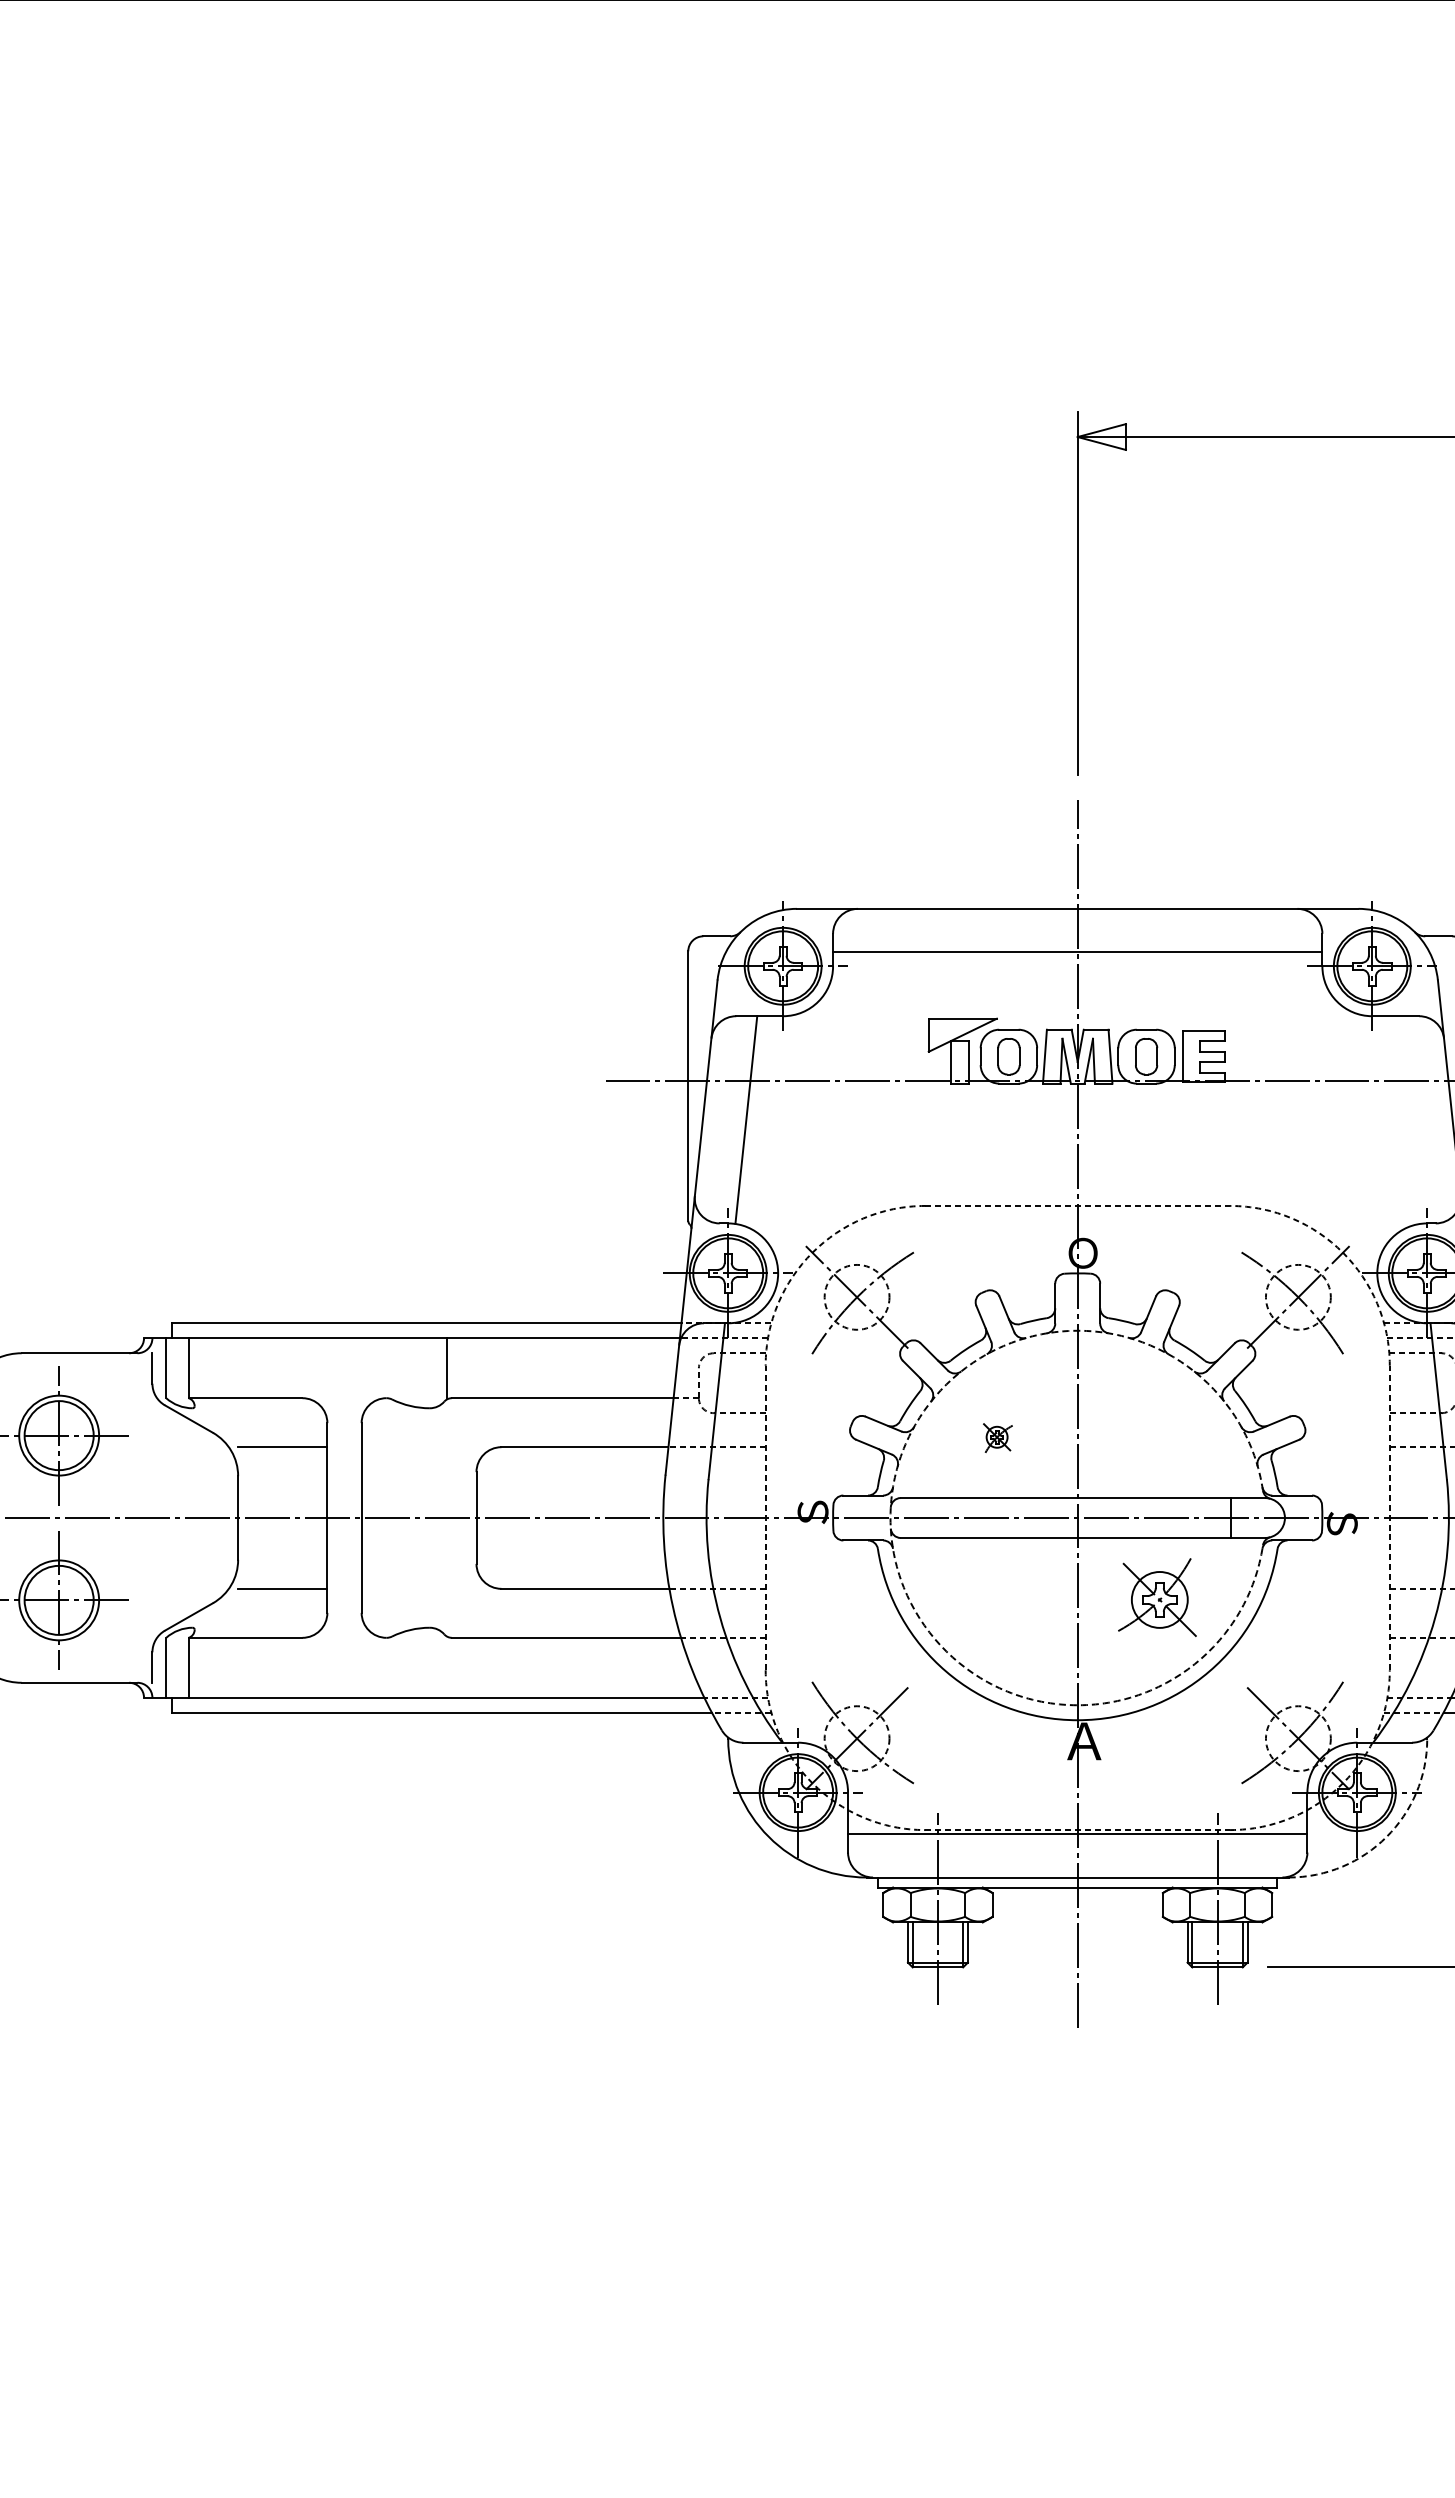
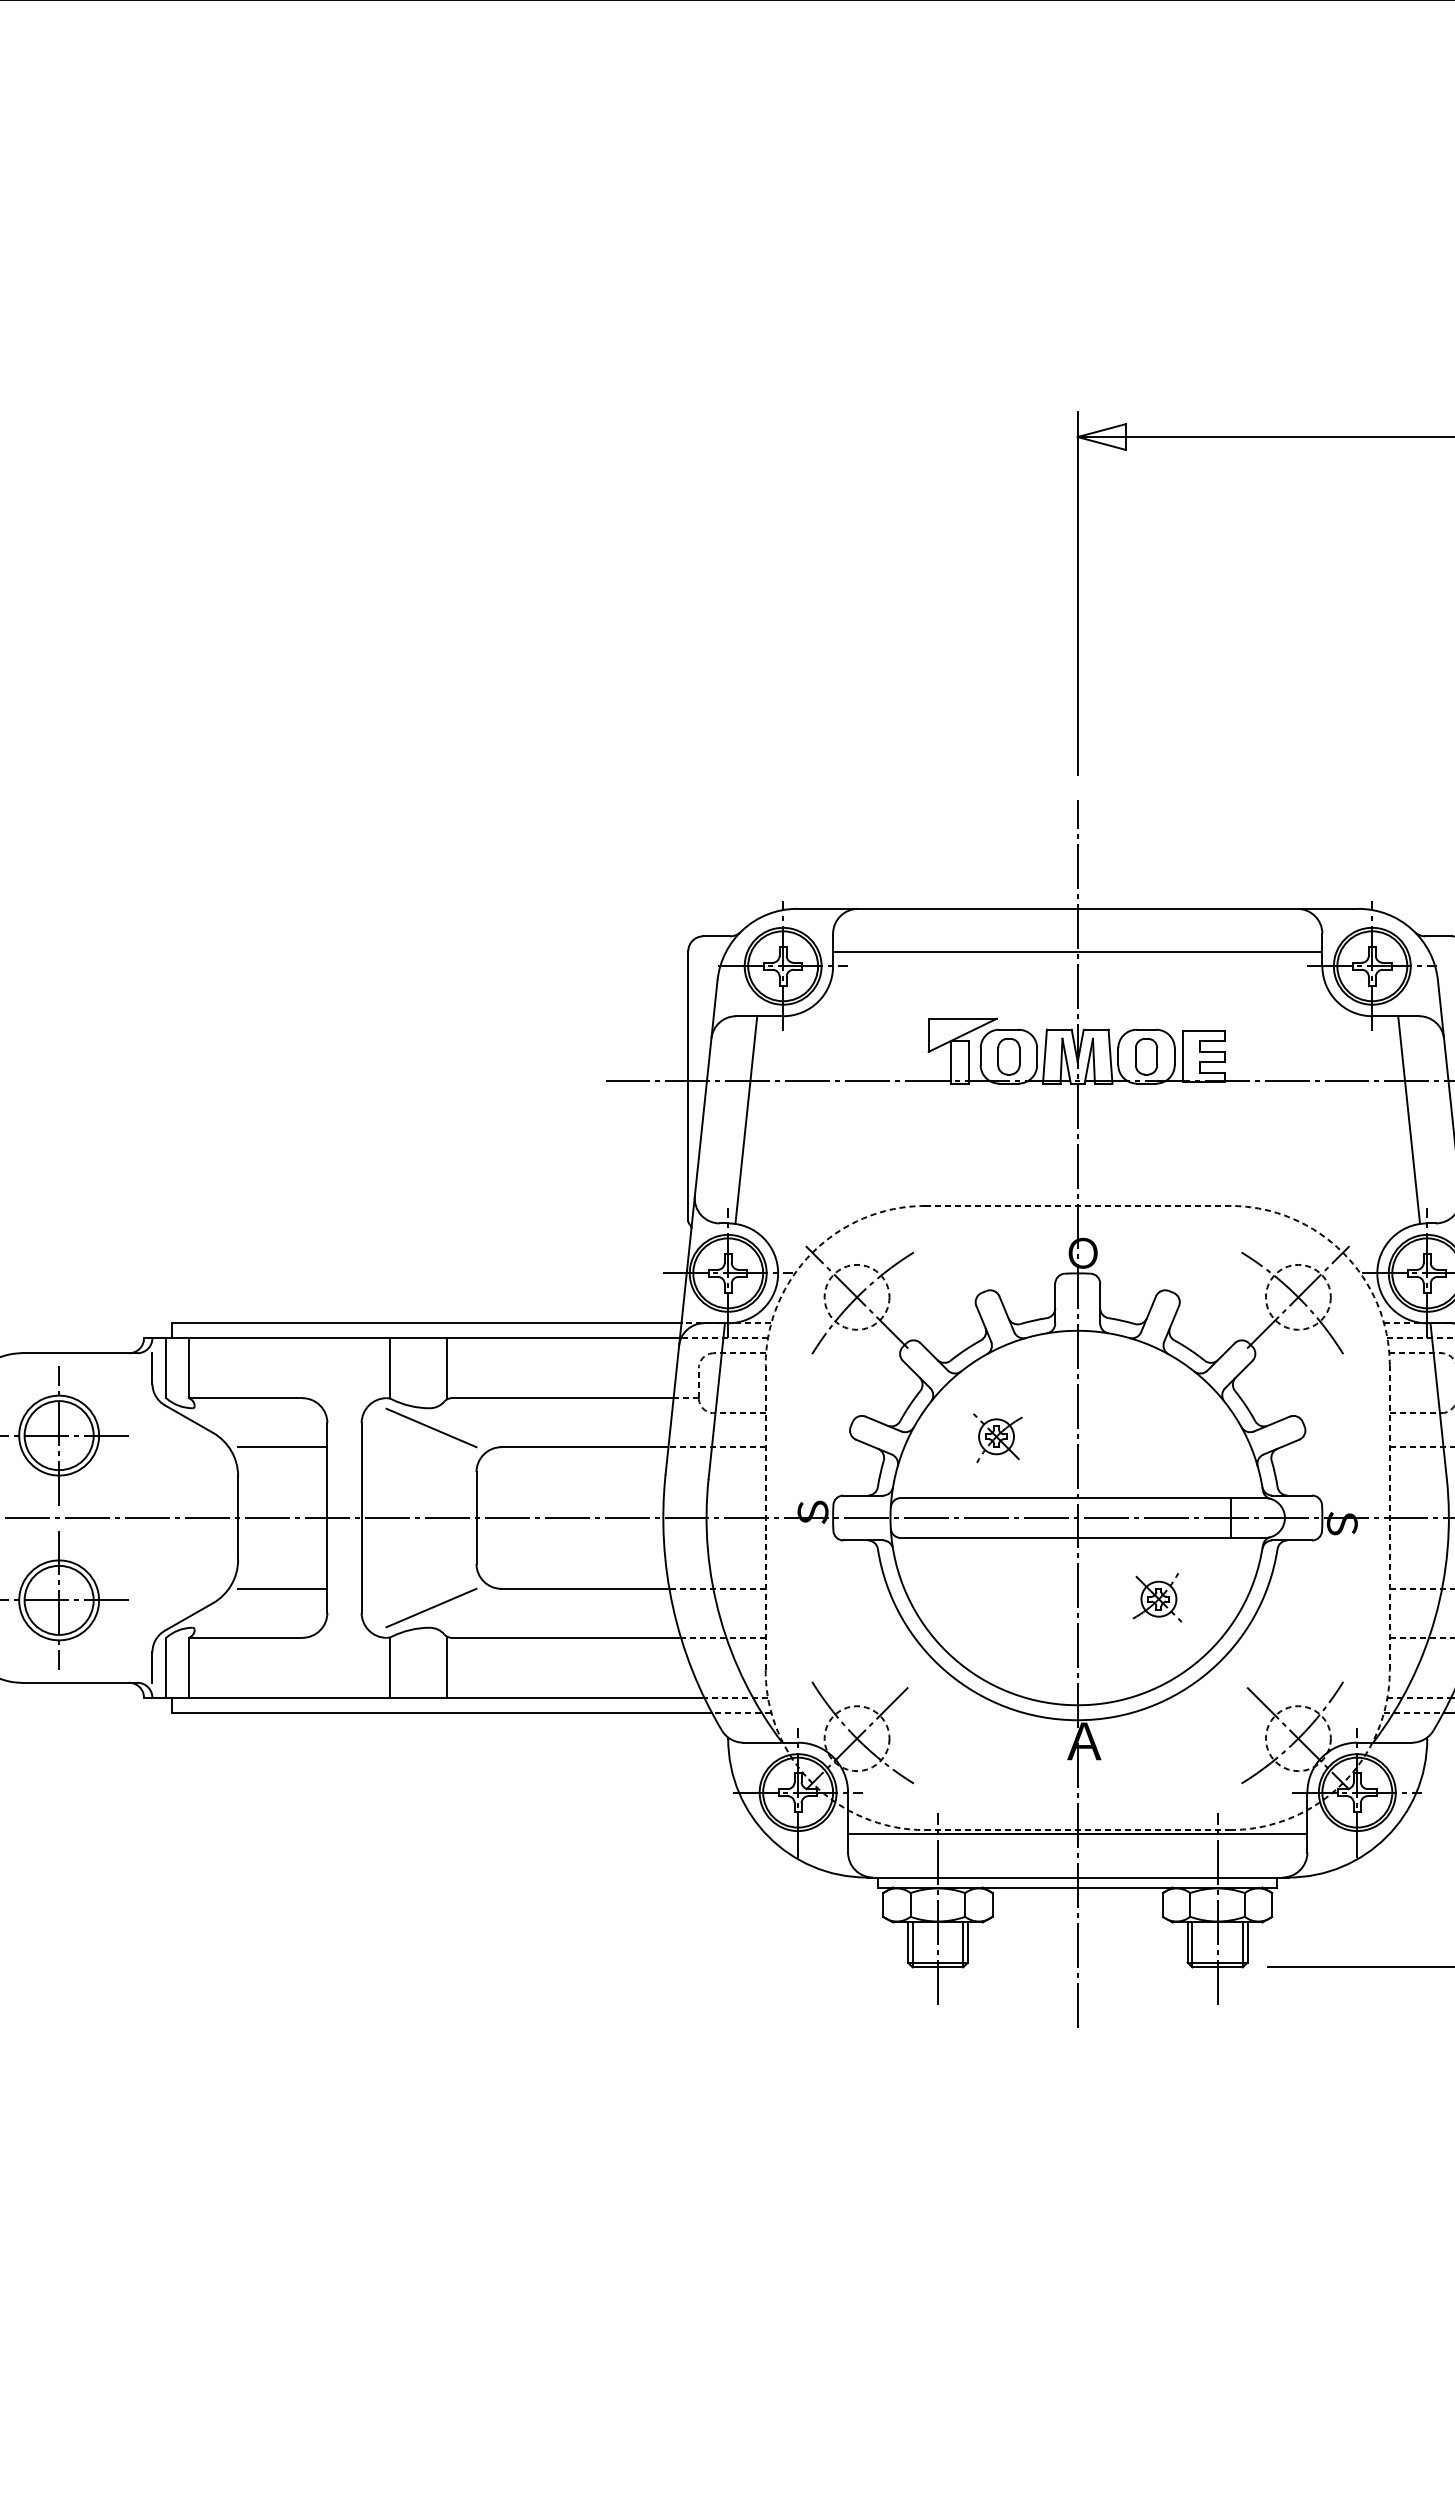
line: none -> present (1409, 1119)
line: none -> present (389, 1368)
line: none -> present (431, 1427)
part size: 30x30 px -> 50x50 px (997, 1437)
arc: dashed -> solid (890, 1518)
part size: 79x79 px -> 51x50 px (1157, 1597)
line: none -> present (431, 1607)
line: none -> present (389, 1667)
line: none -> present (446, 1667)
arc: dashed -> solid (1386, 1836)
